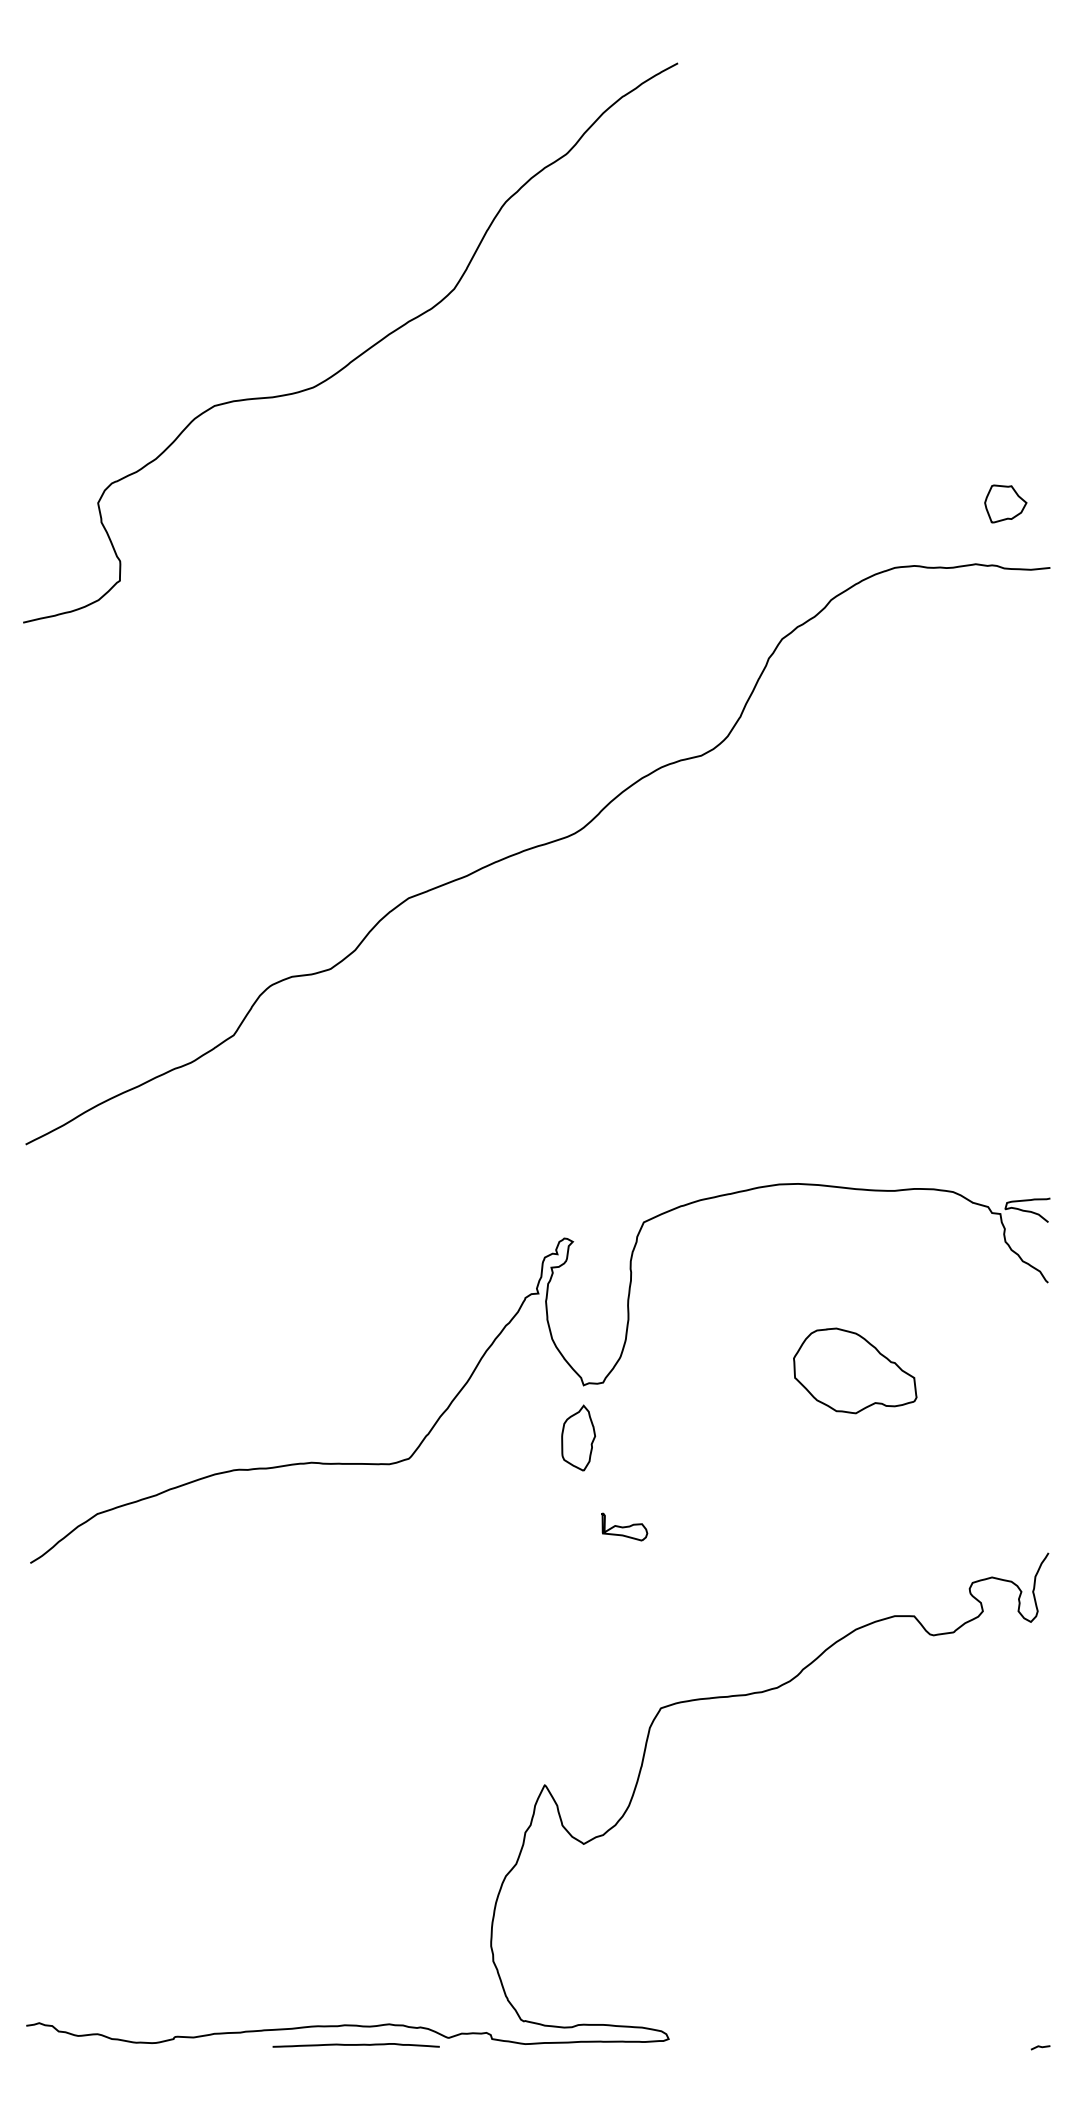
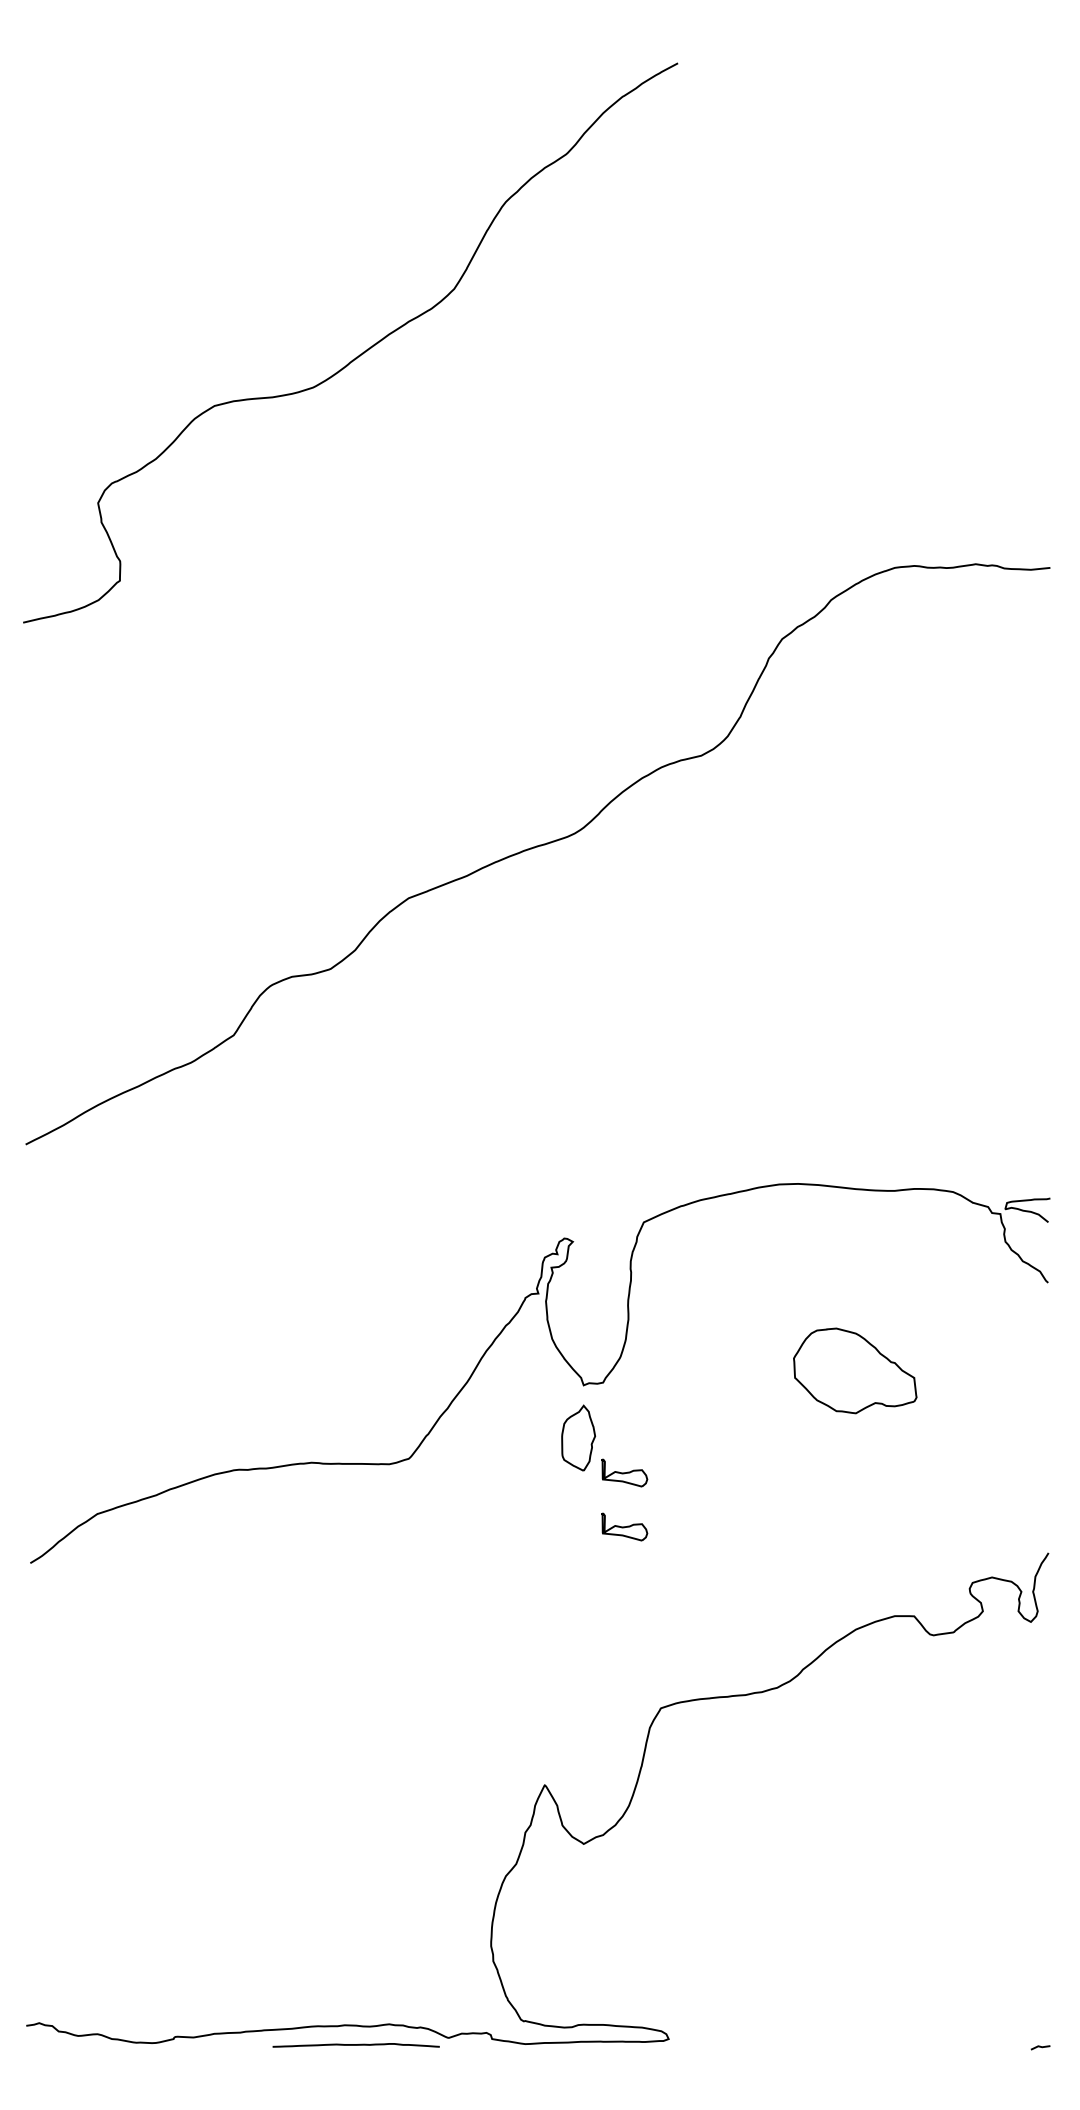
part: present -> none (1005, 503)
part: none -> present (624, 1472)
